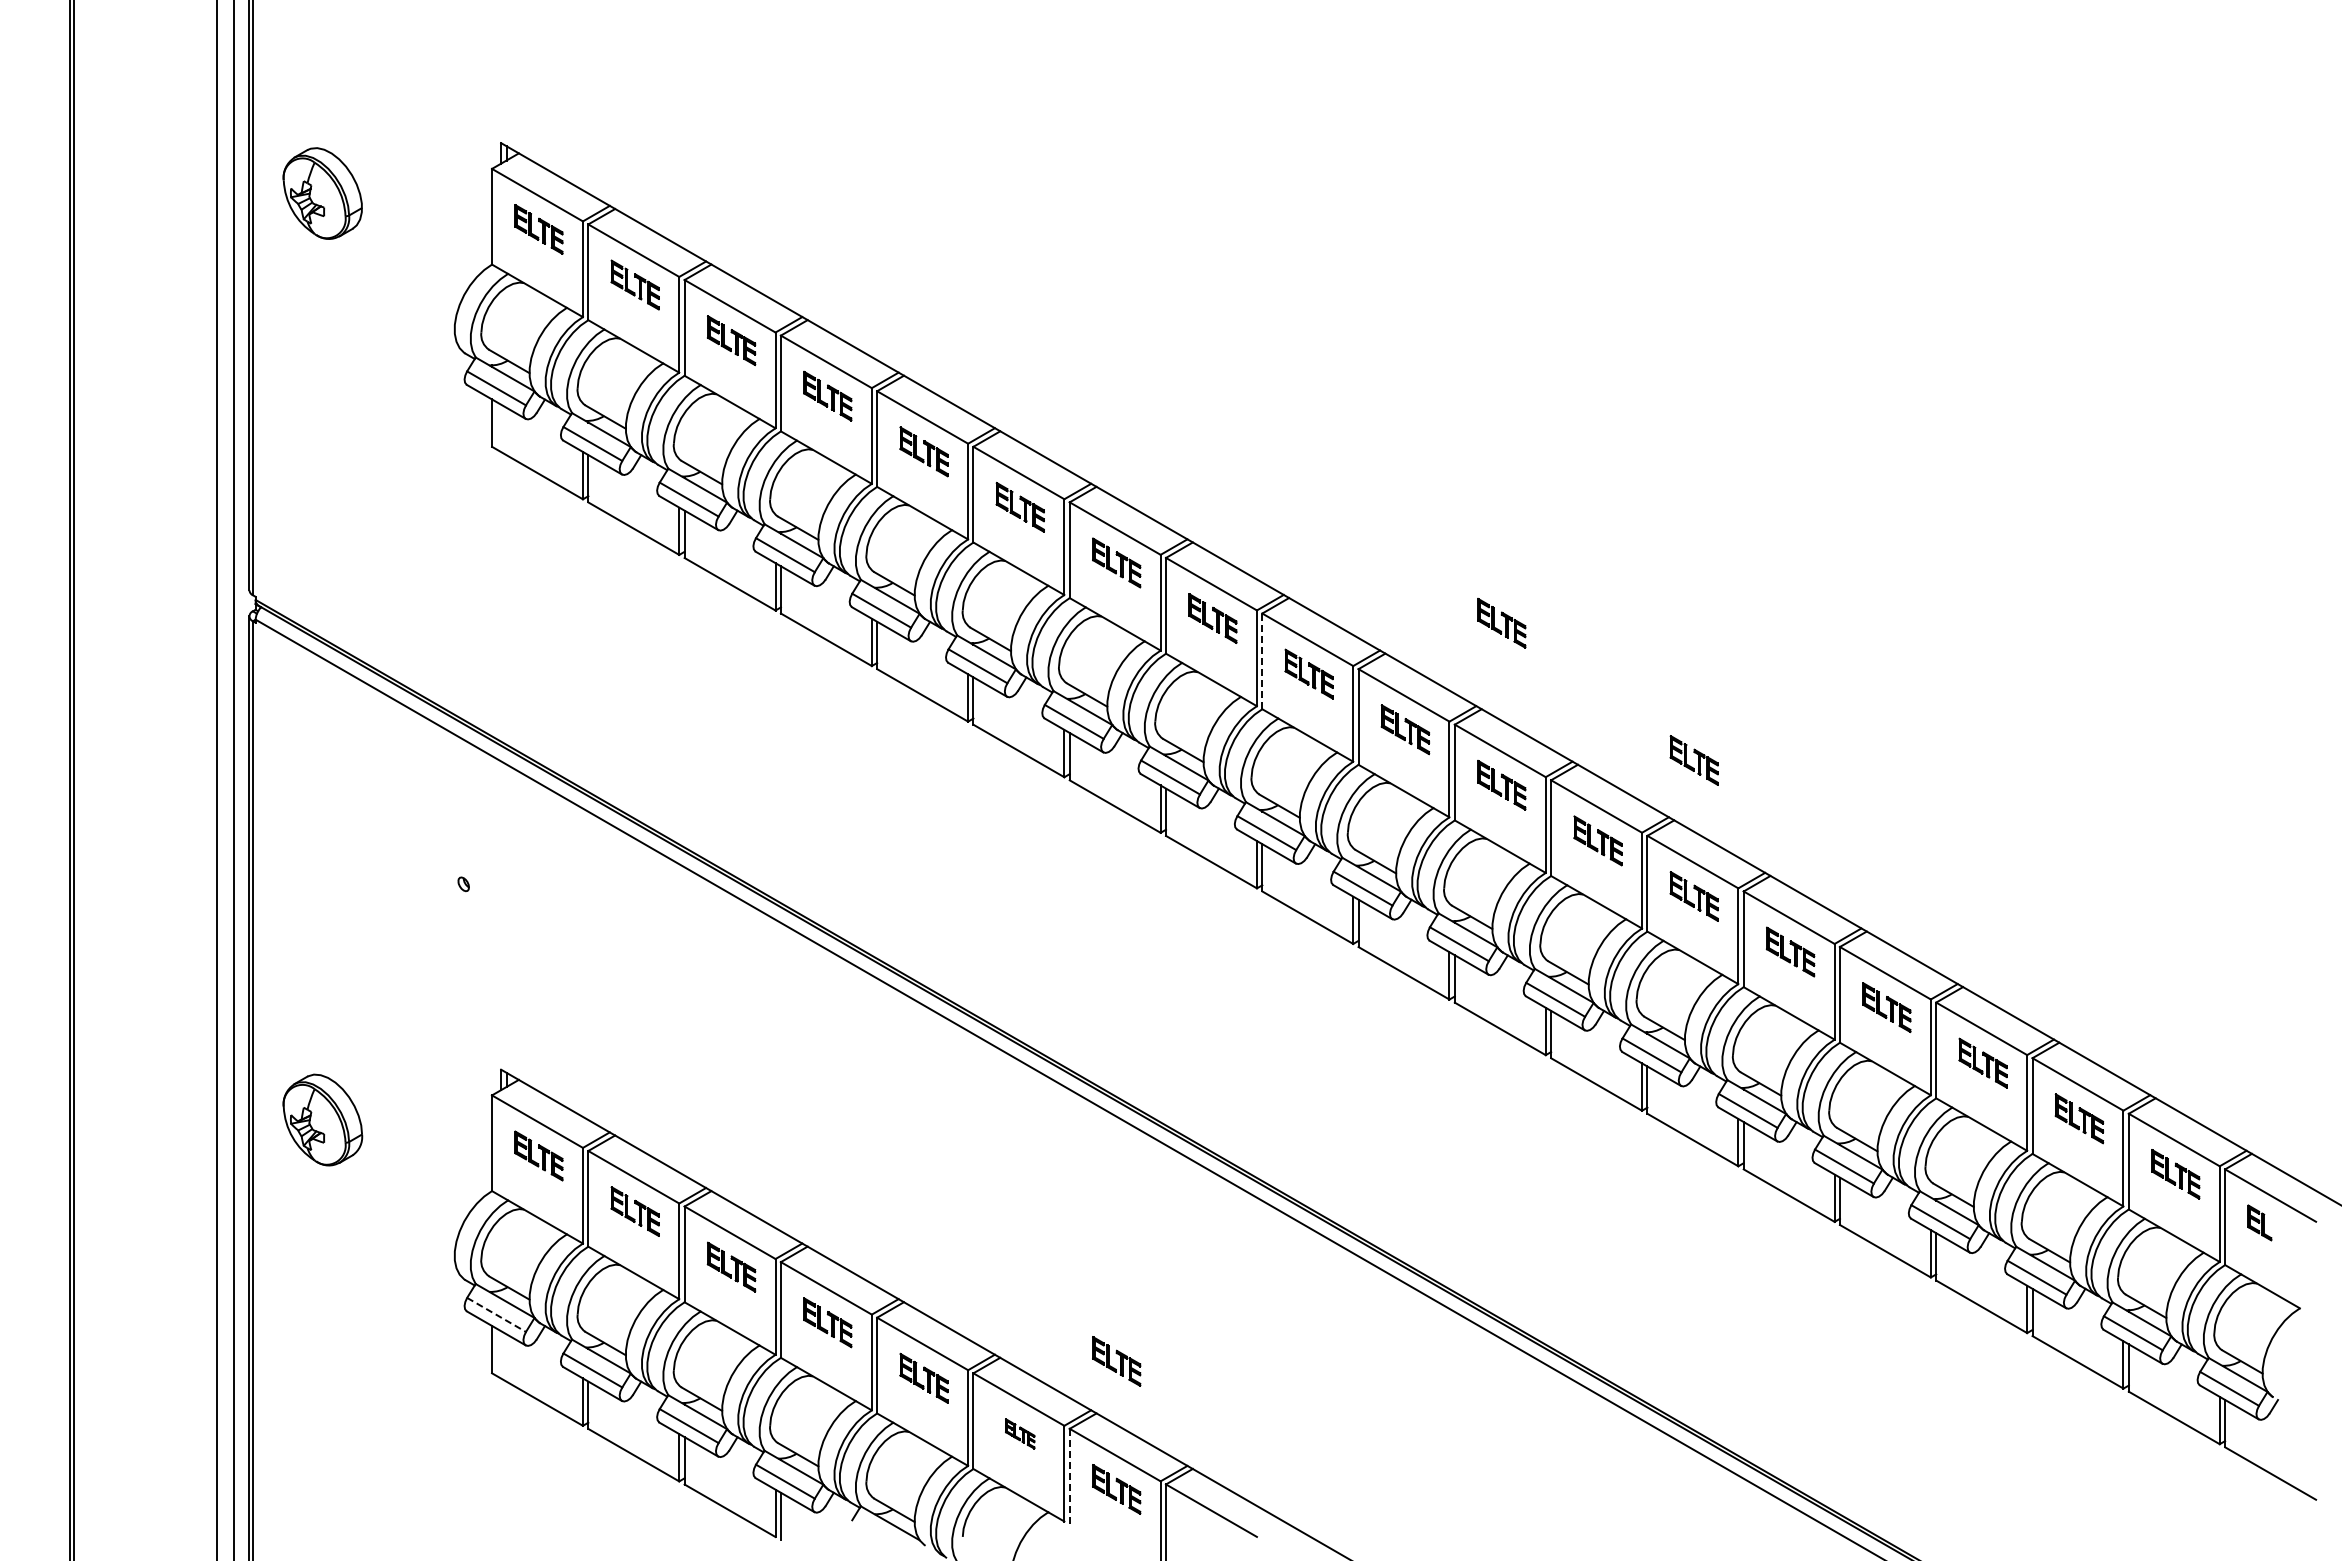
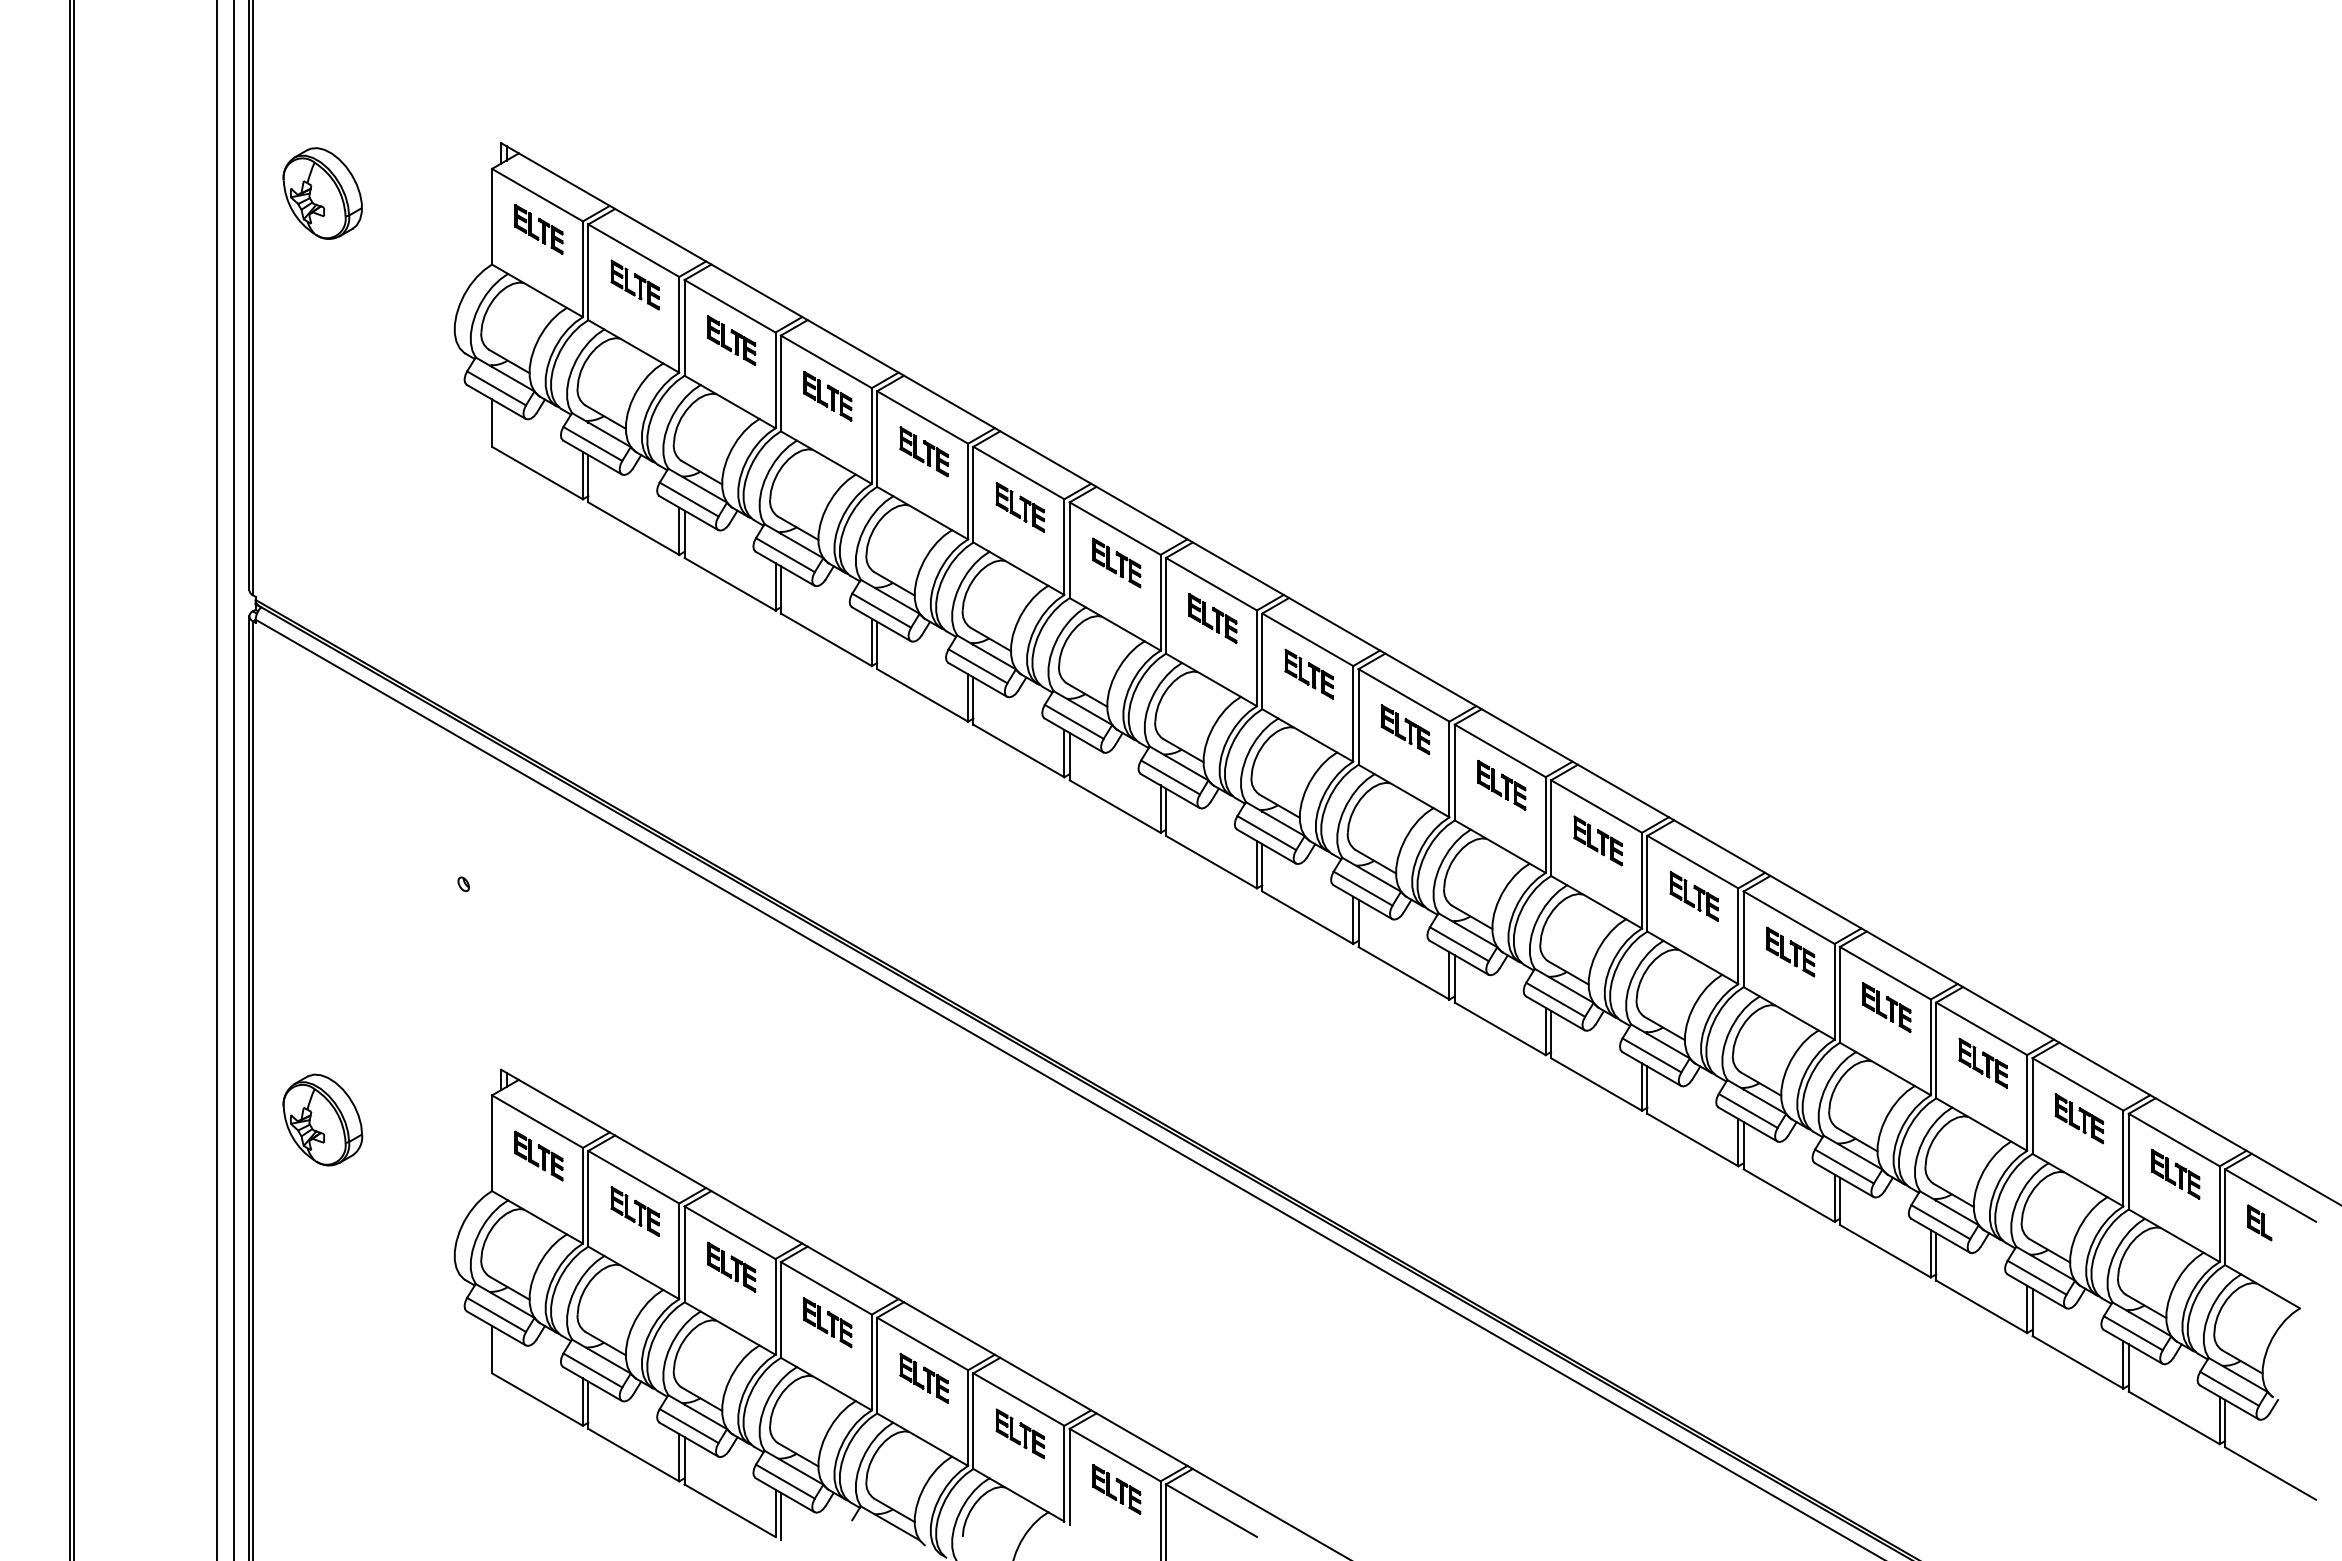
part: present -> none (1501, 623)
line: dashed -> solid (1262, 661)
part: present -> none (1693, 760)
line: dashed -> solid (496, 1314)
part: present -> none (1116, 1361)
part size: 31x32 px -> 50x52 px (1019, 1433)
line: dashed -> solid (1069, 1476)
